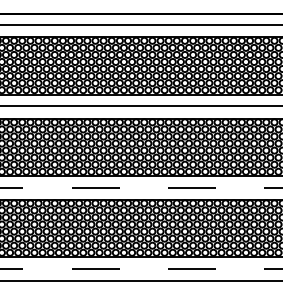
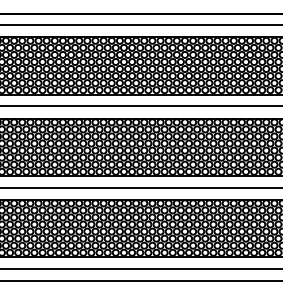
line: dashed -> solid (141, 187)
line: dashed -> solid (141, 268)
